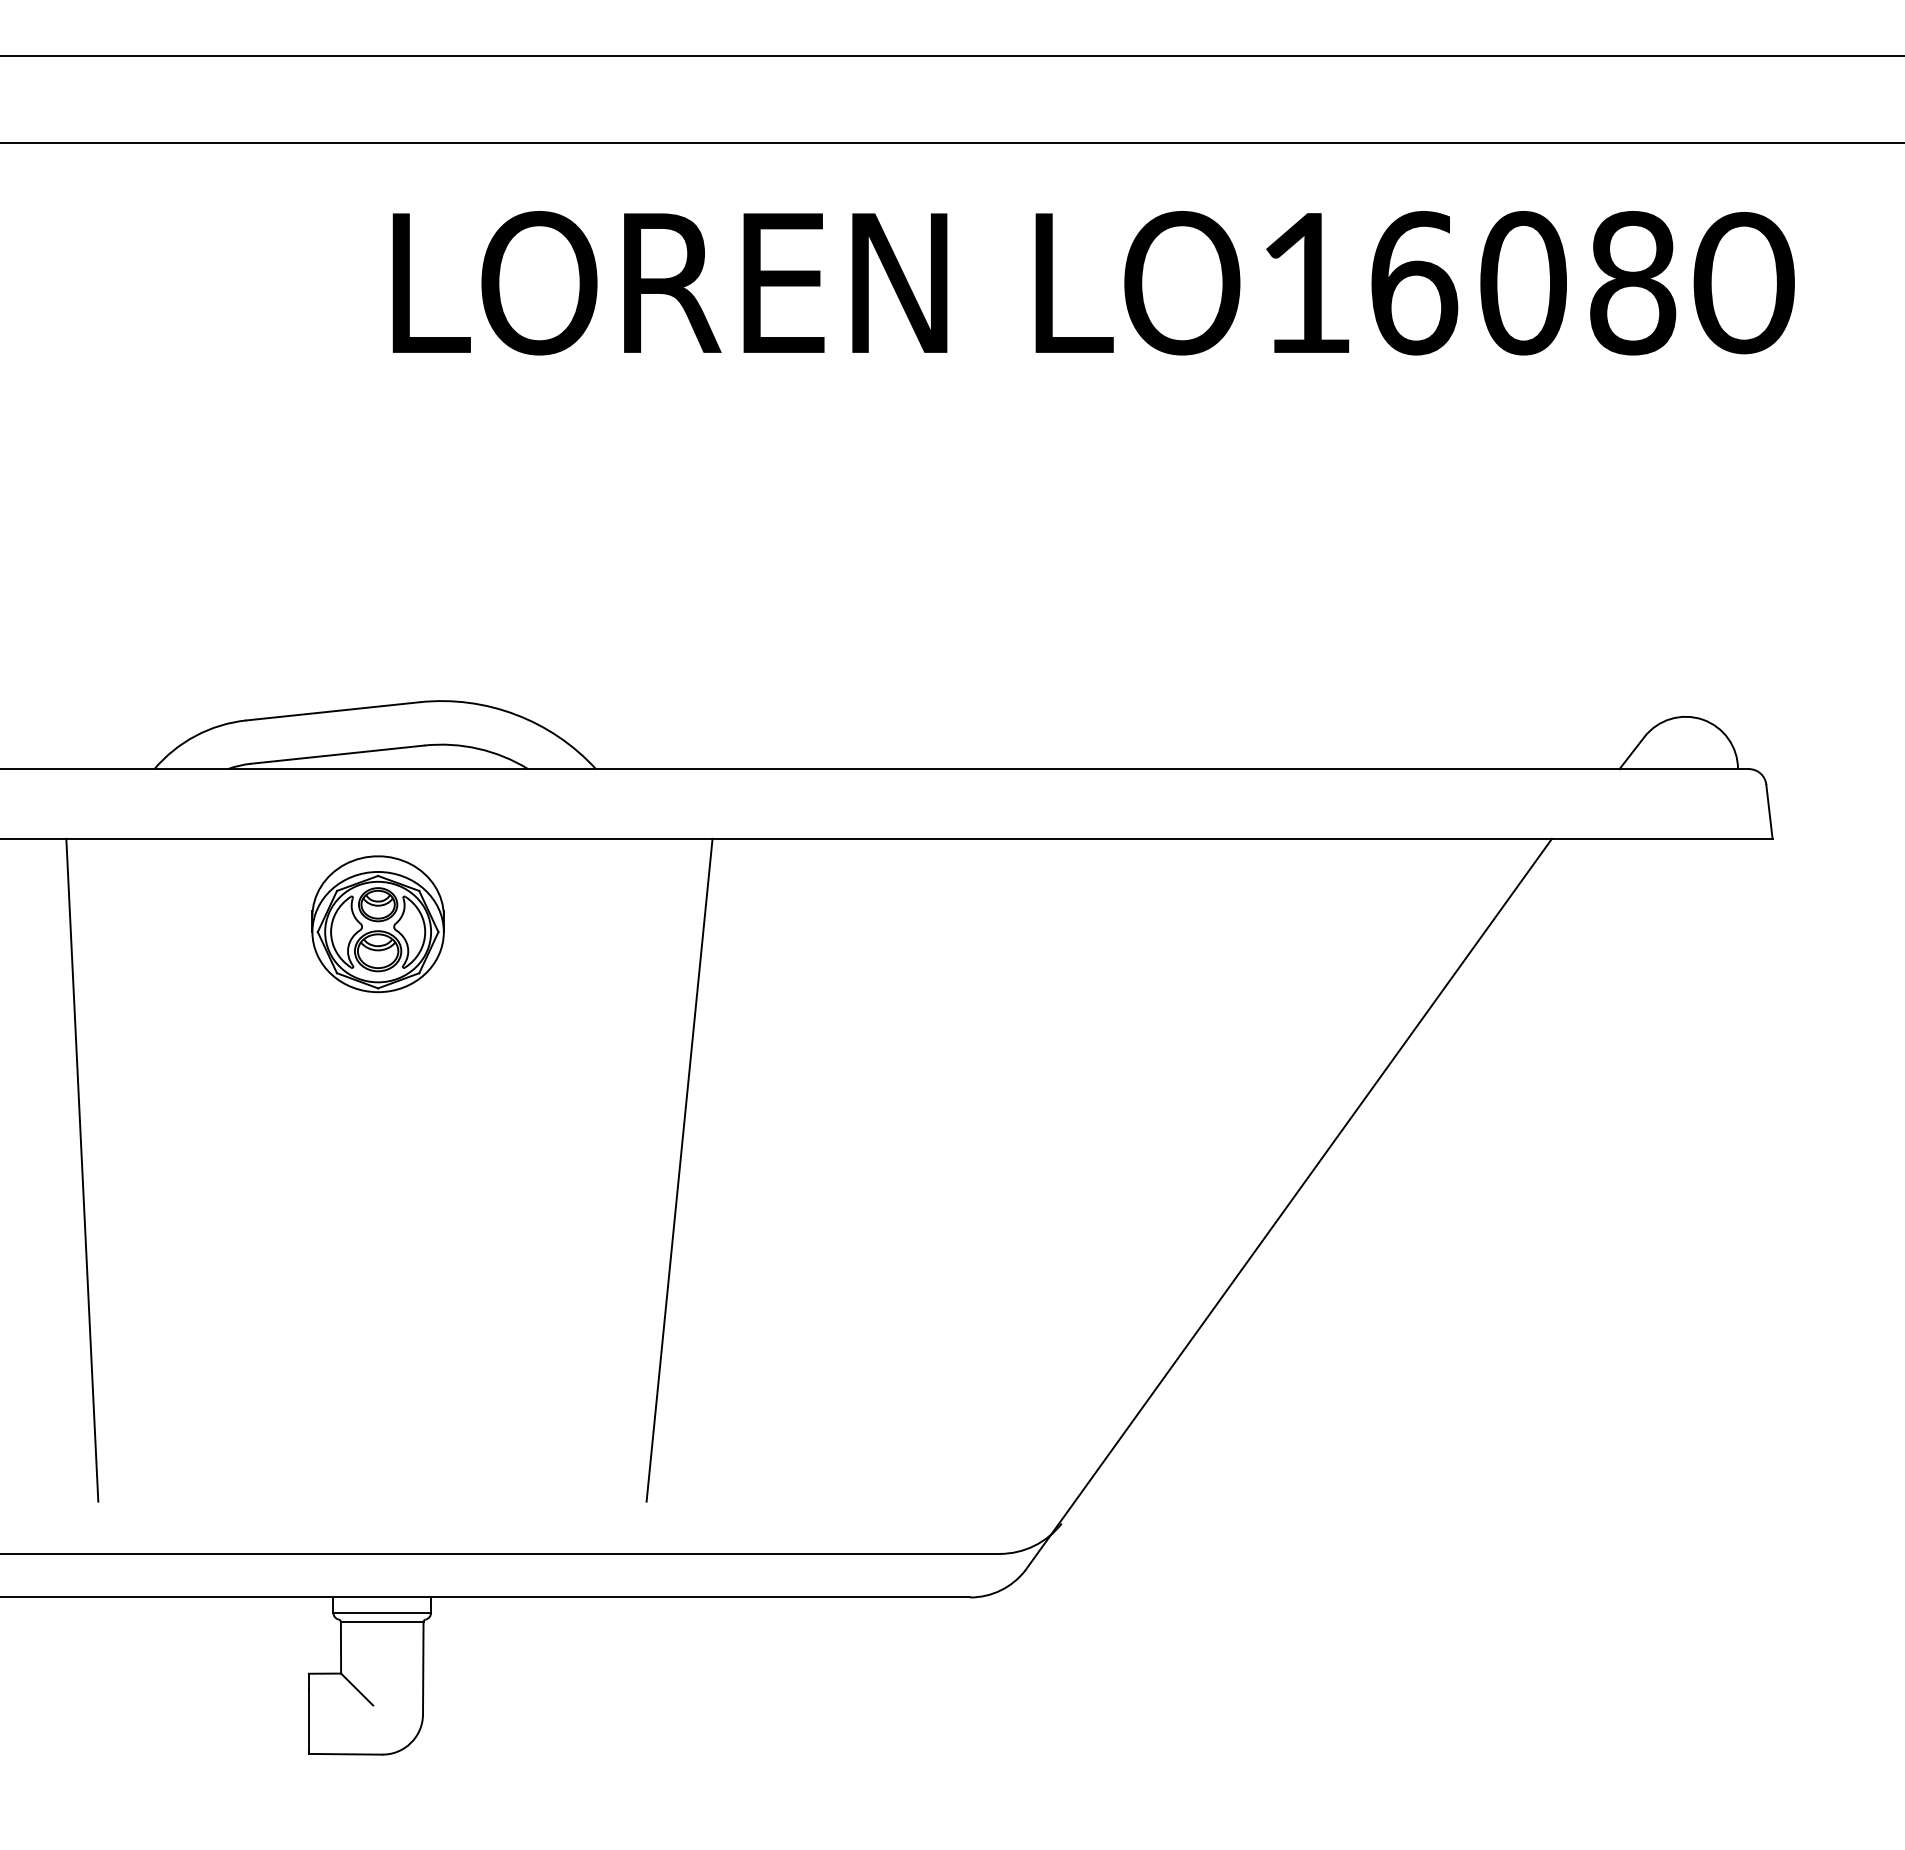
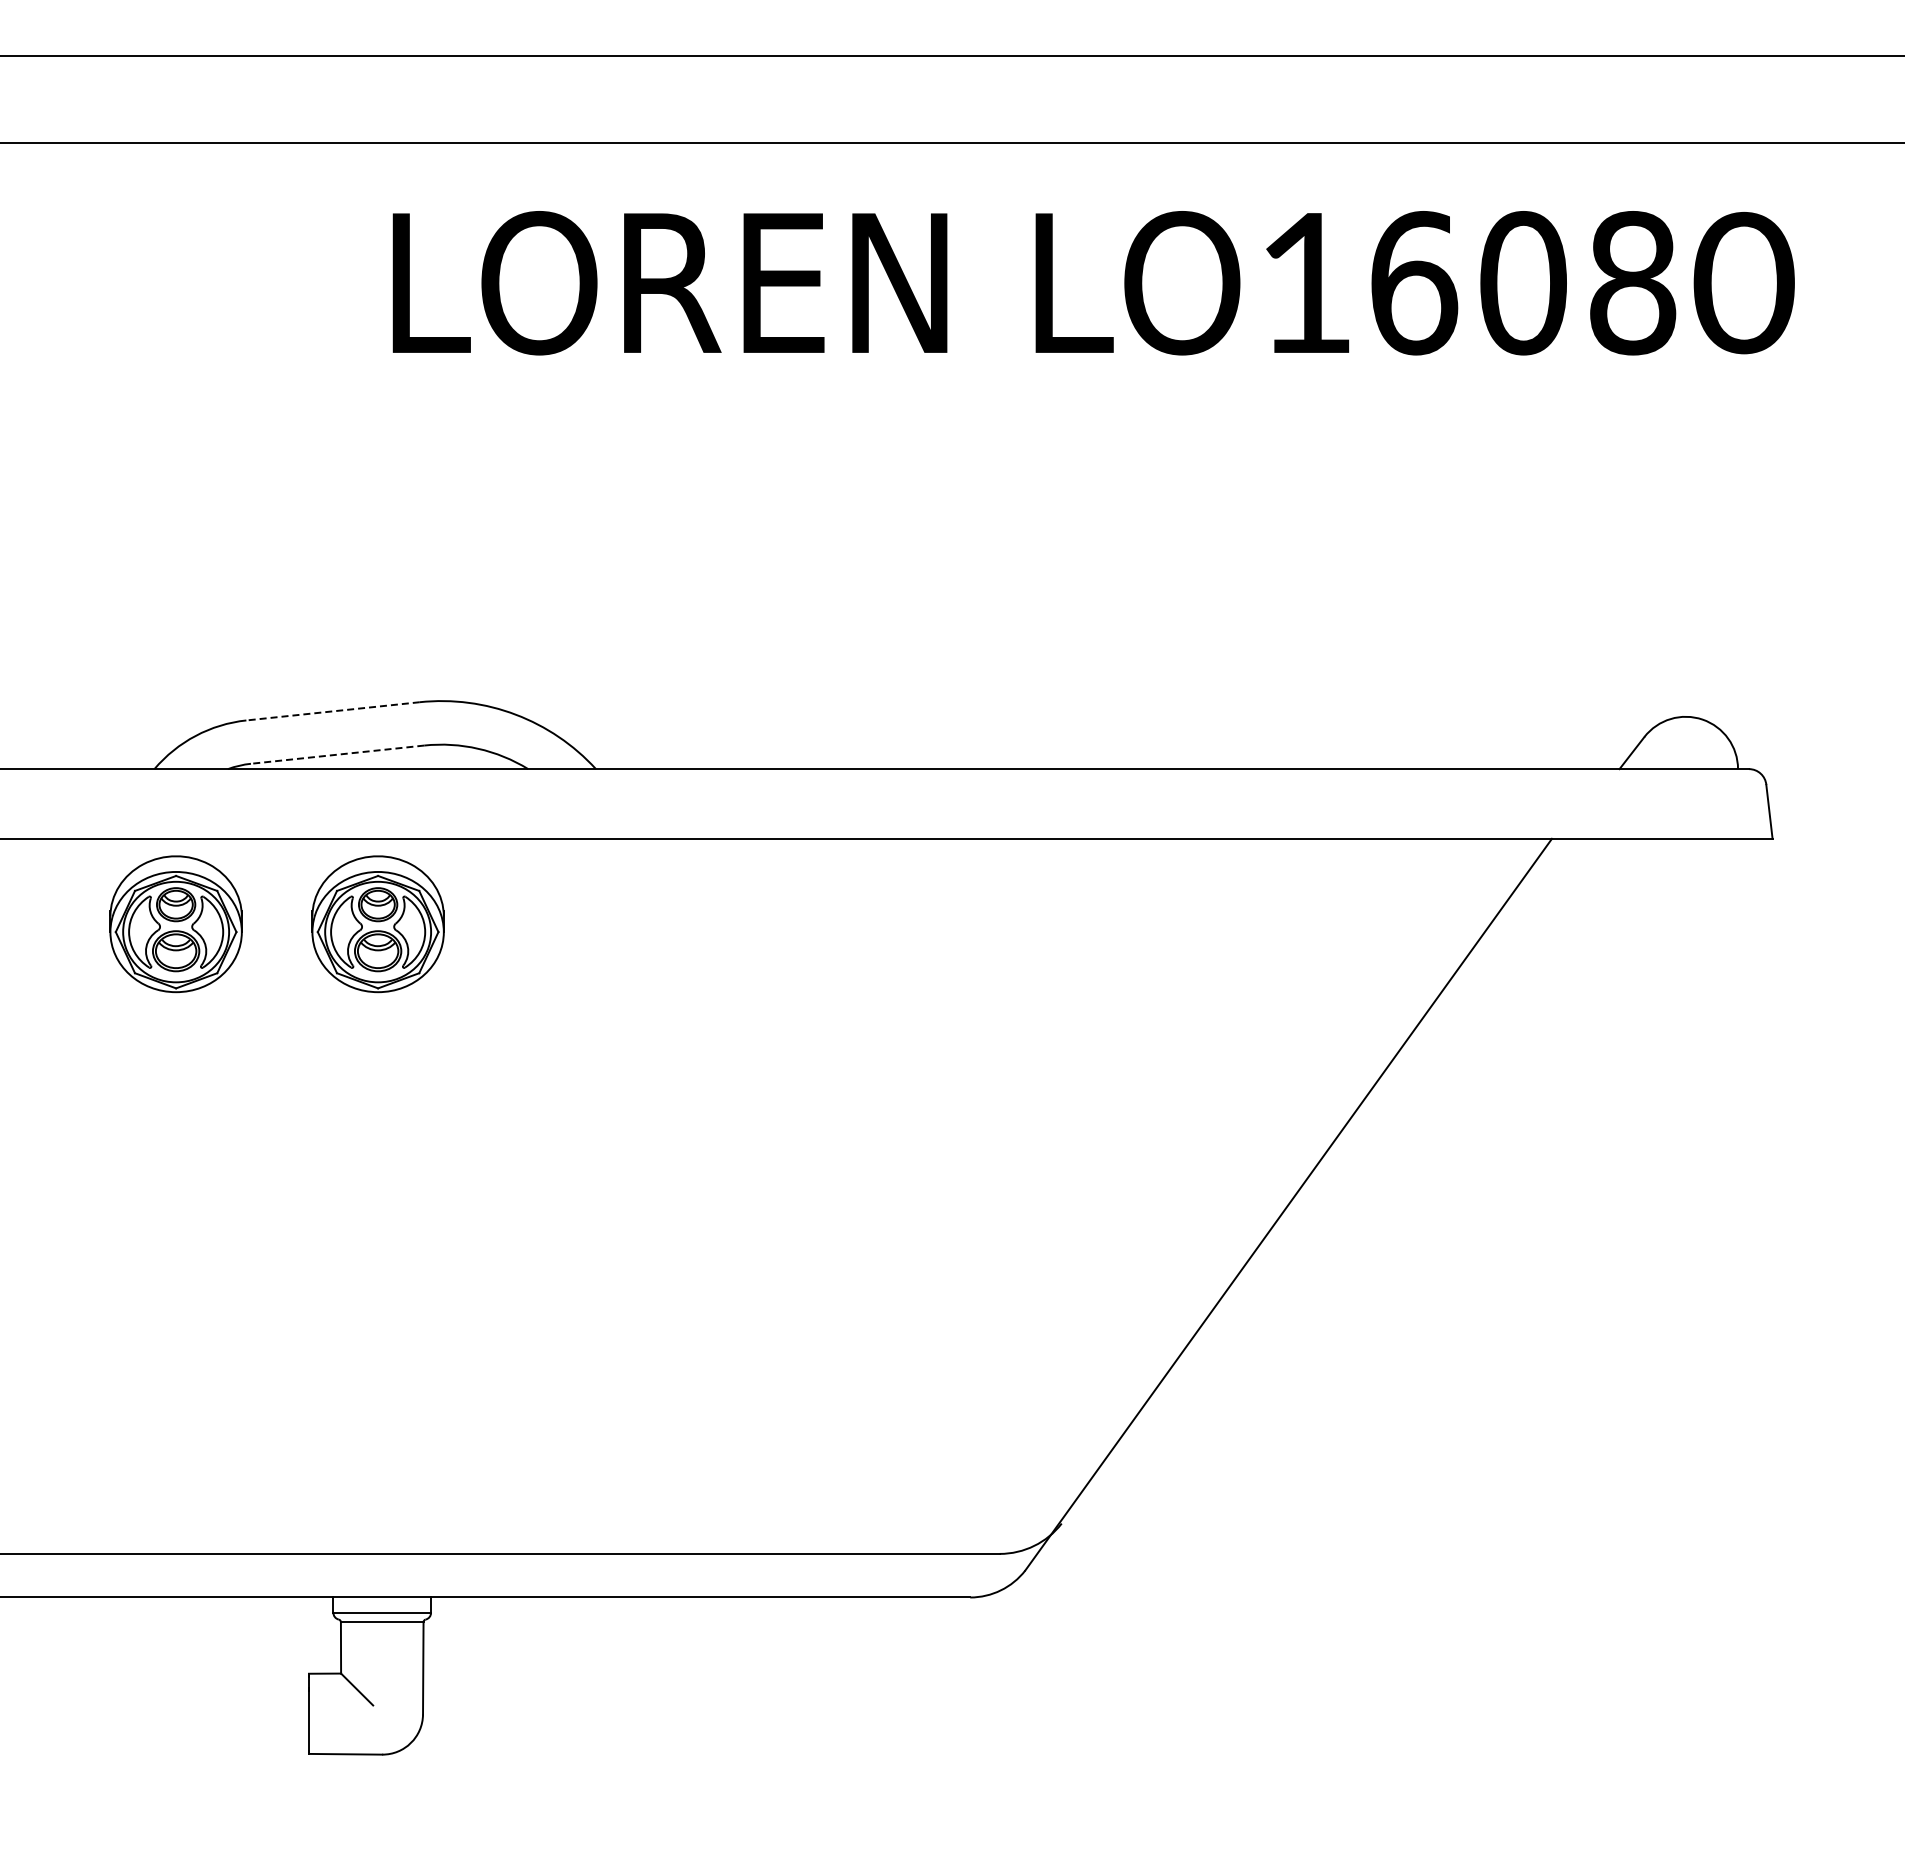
line: solid -> dashed (332, 711)
line: solid -> dashed (337, 754)
part: none -> present (175, 924)
line: present -> none (82, 1169)
line: present -> none (679, 1169)
